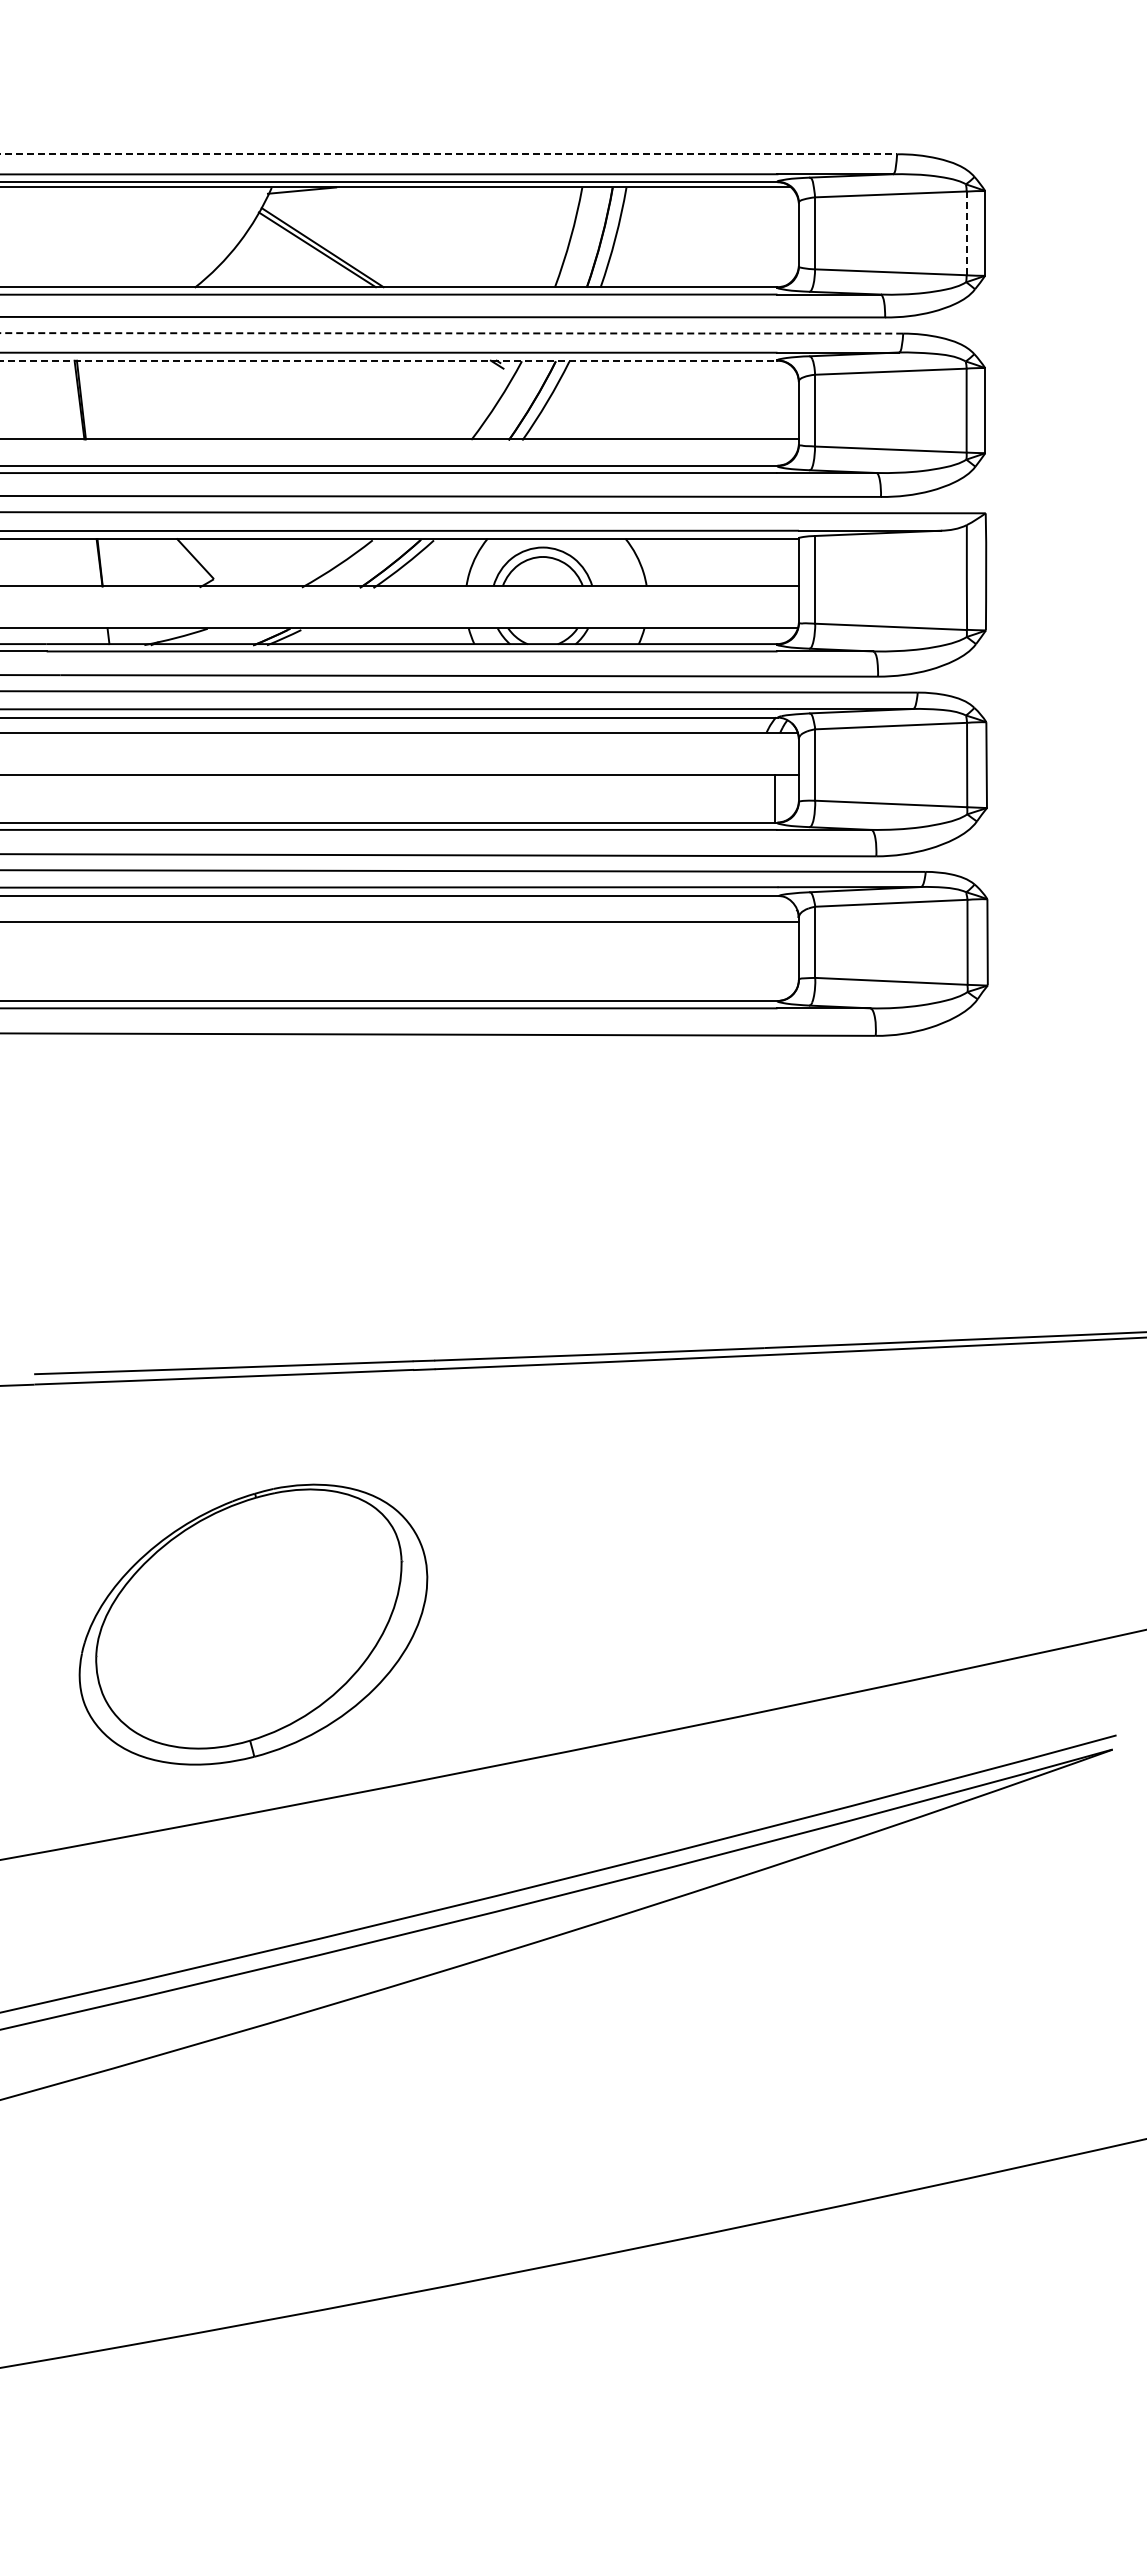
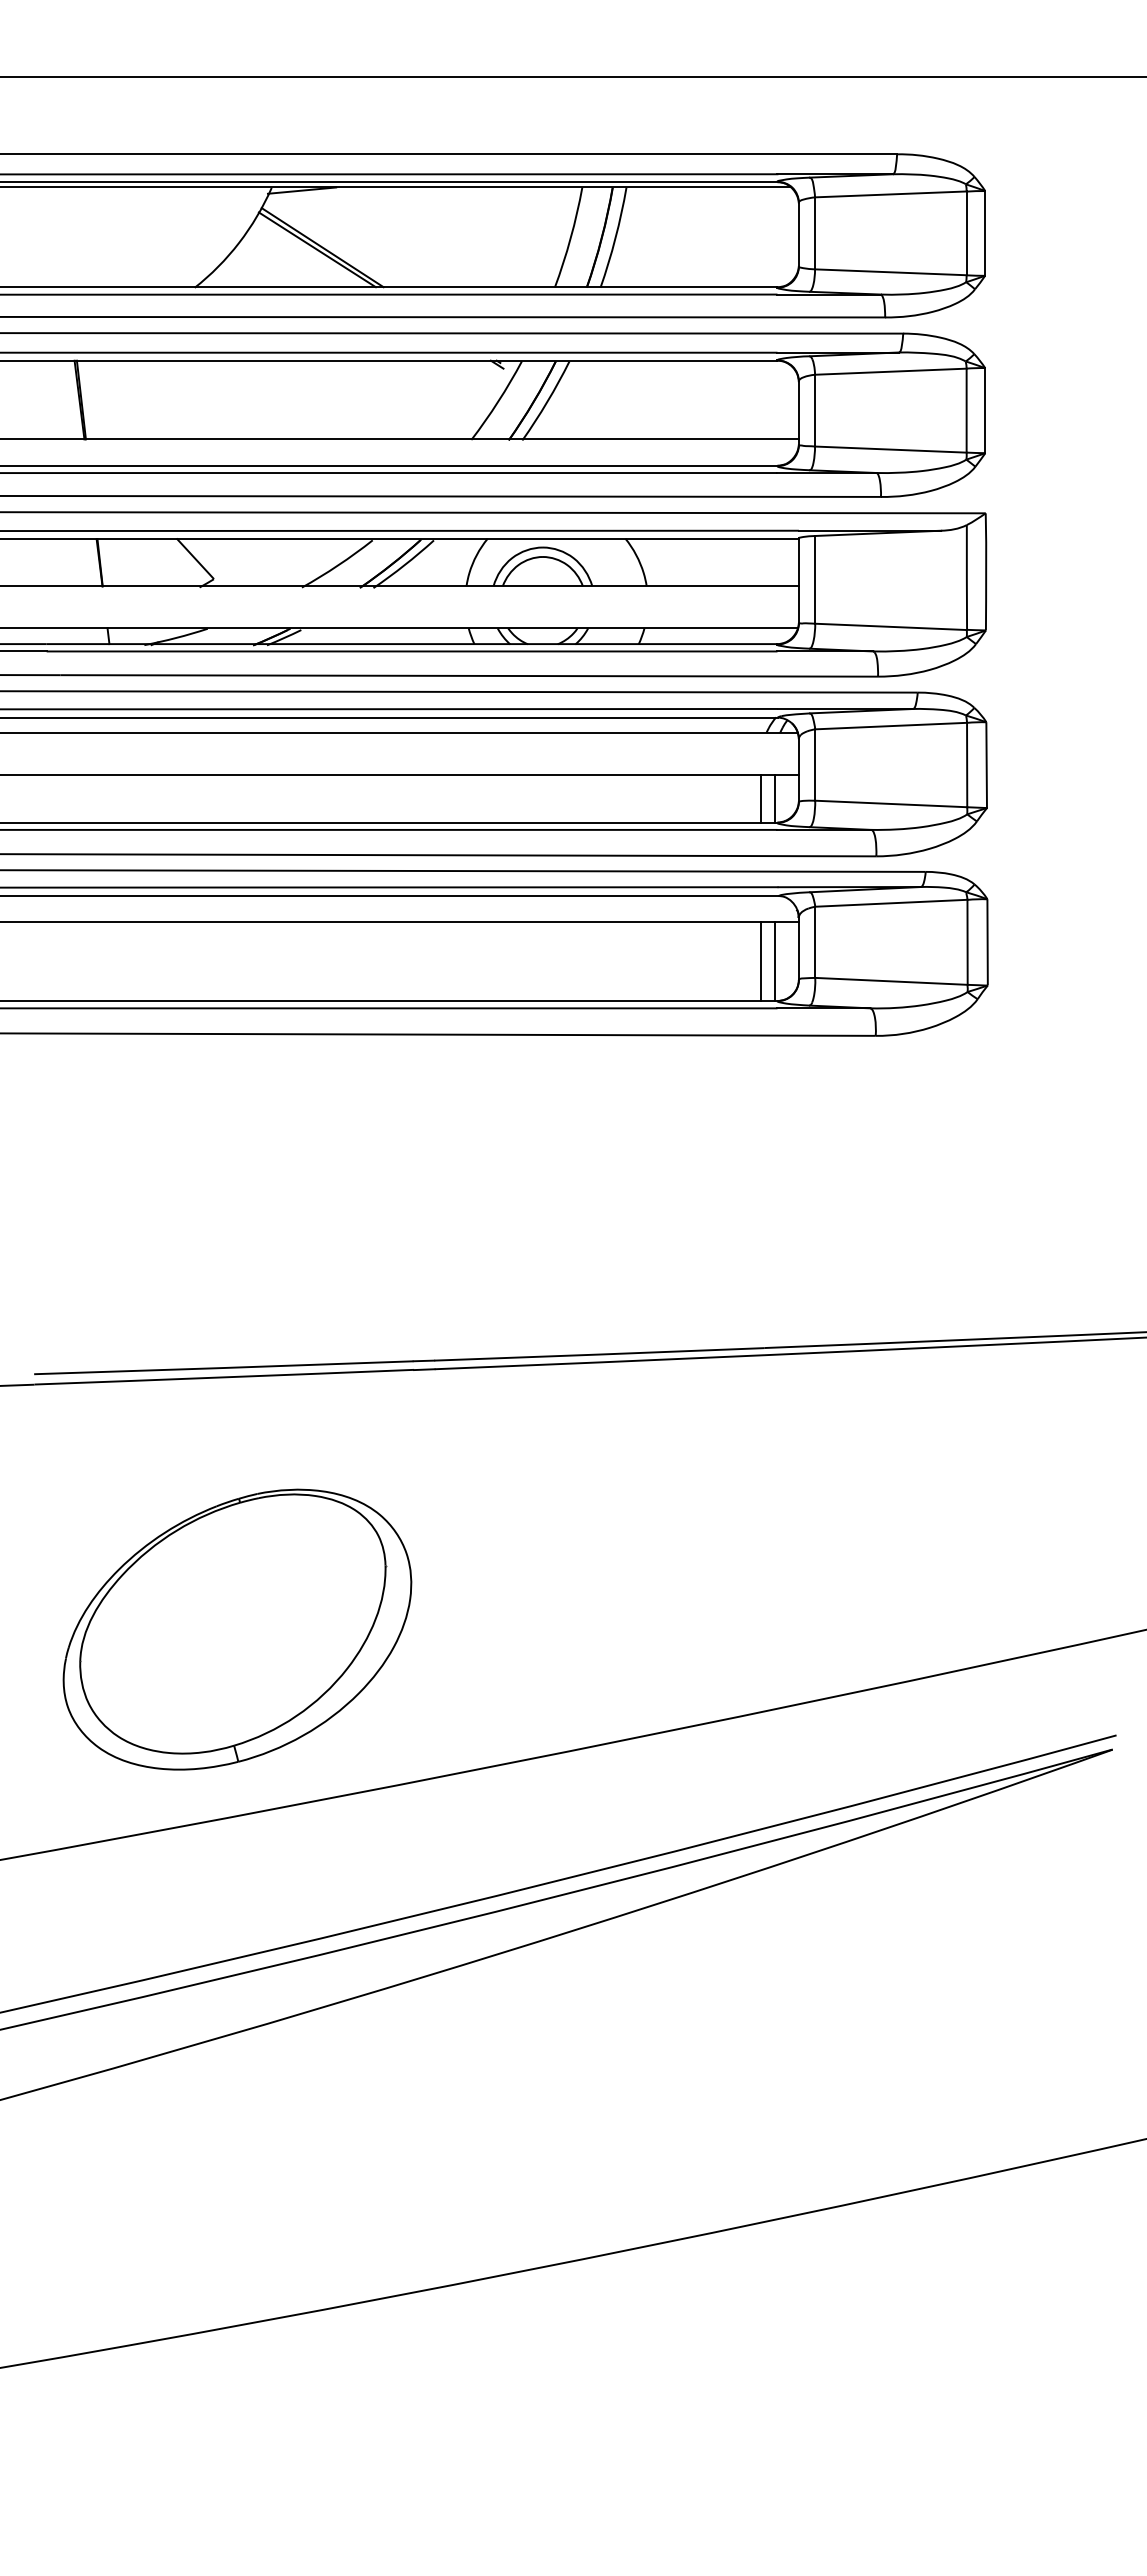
line: none -> present (572, 77)
line: dashed -> solid (449, 154)
line: dashed -> solid (966, 233)
line: dashed -> solid (451, 333)
line: dashed -> solid (389, 360)
line: none -> present (760, 798)
line: none -> present (760, 961)
line: none -> present (774, 961)
part position: (253, 1624) -> (237, 1629) (237, 1629)
